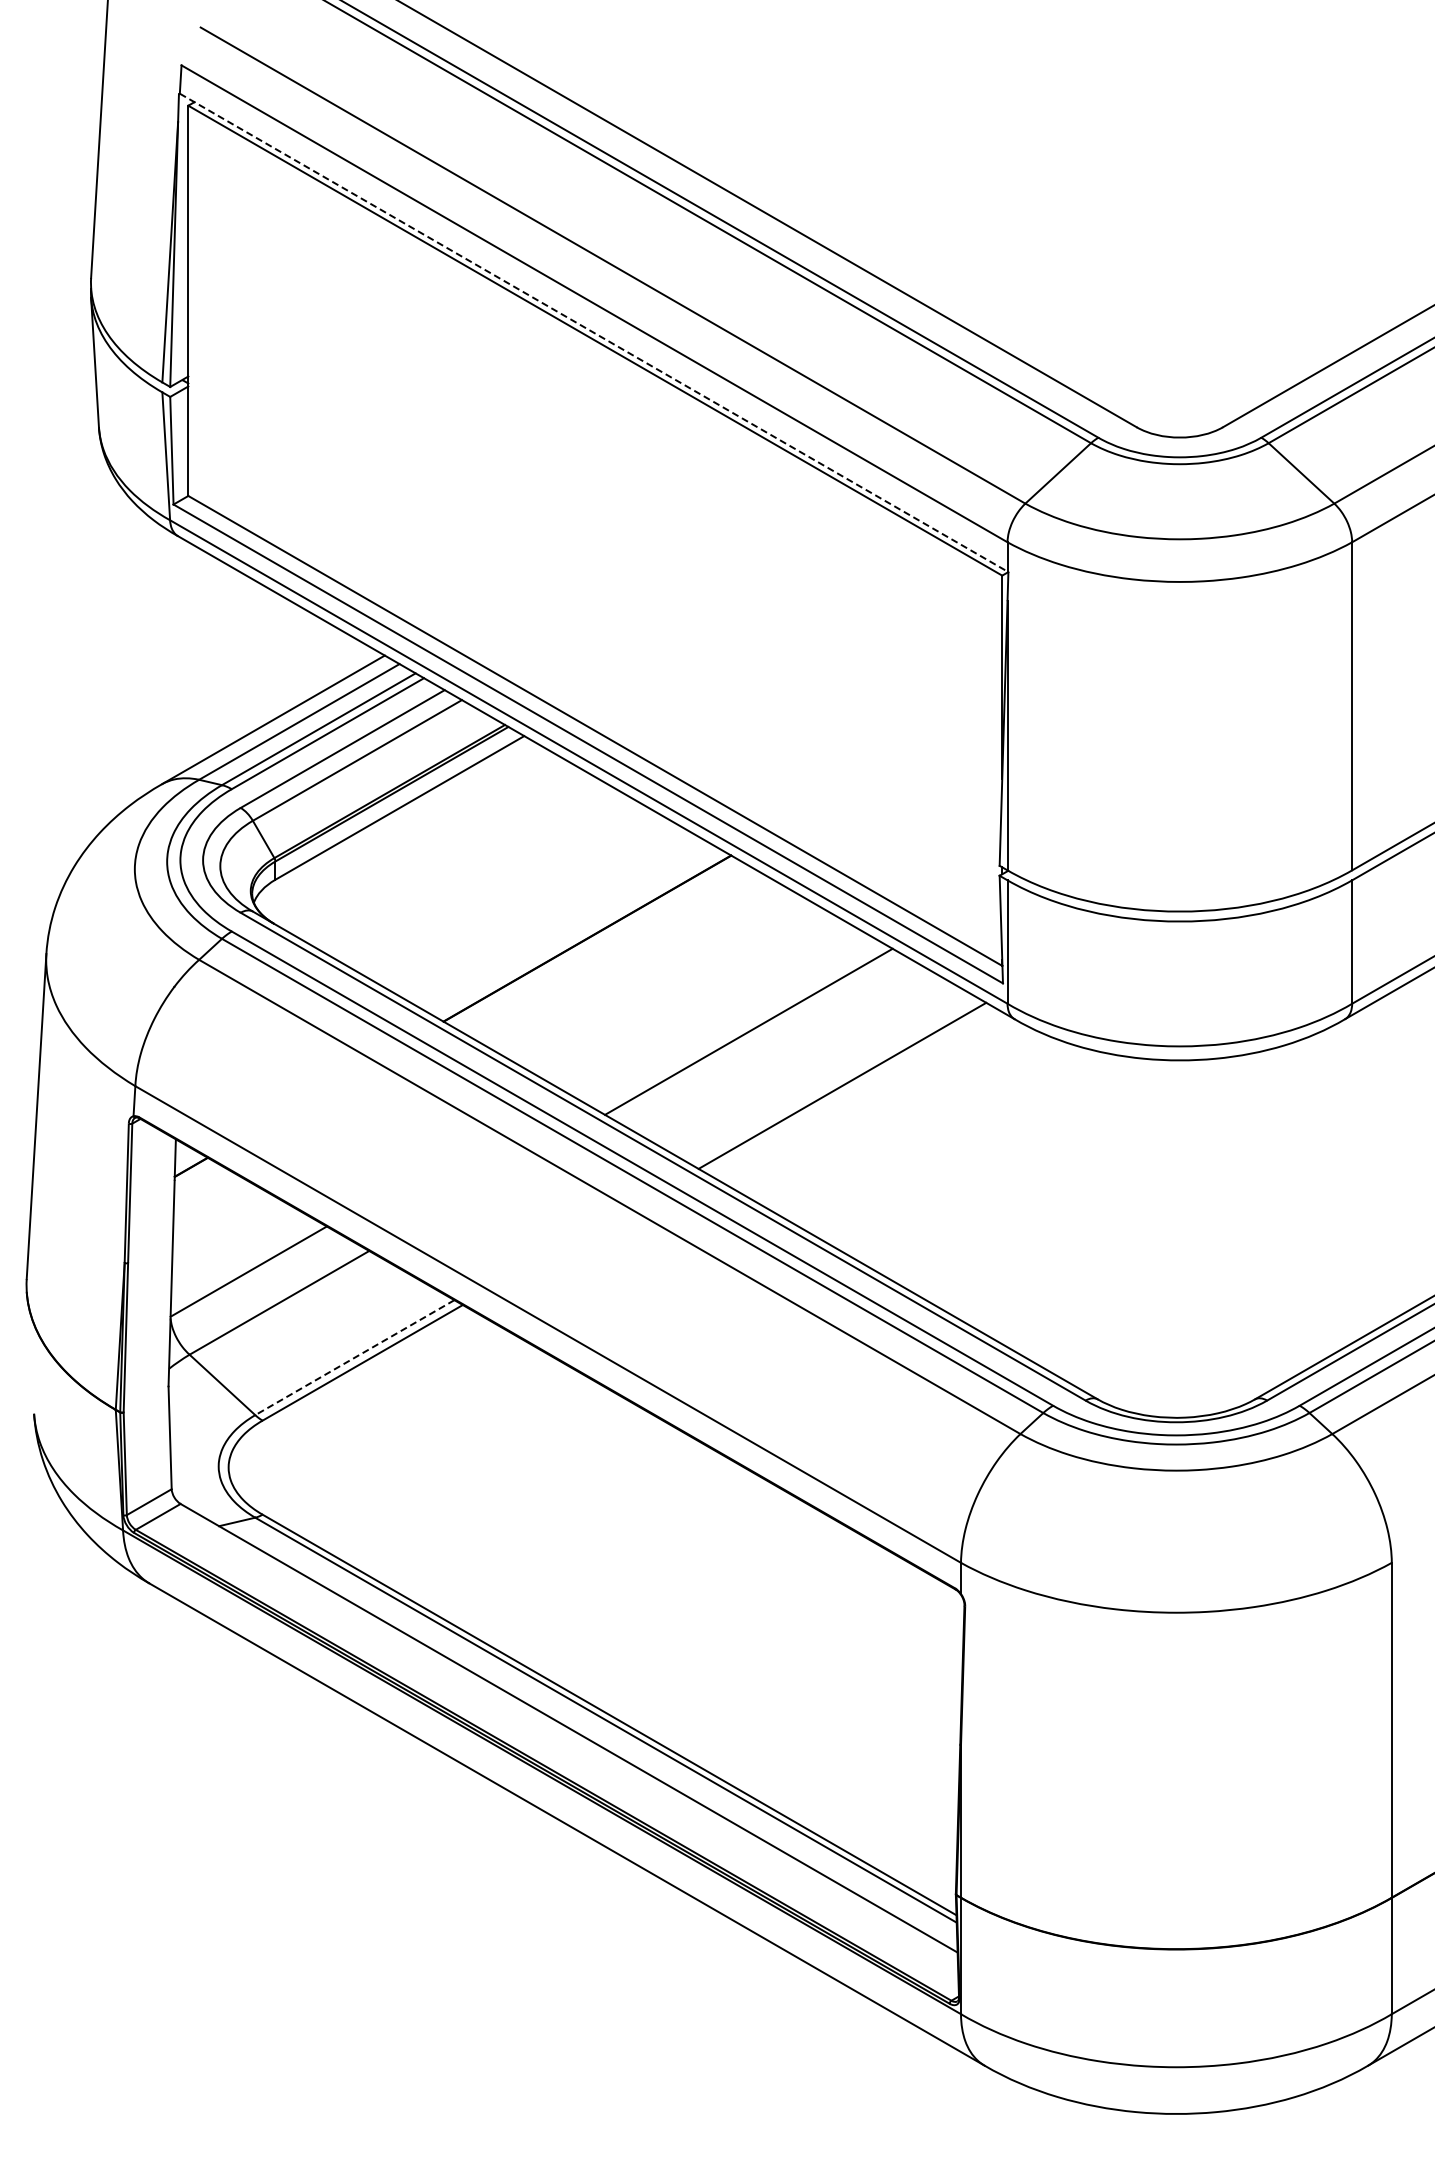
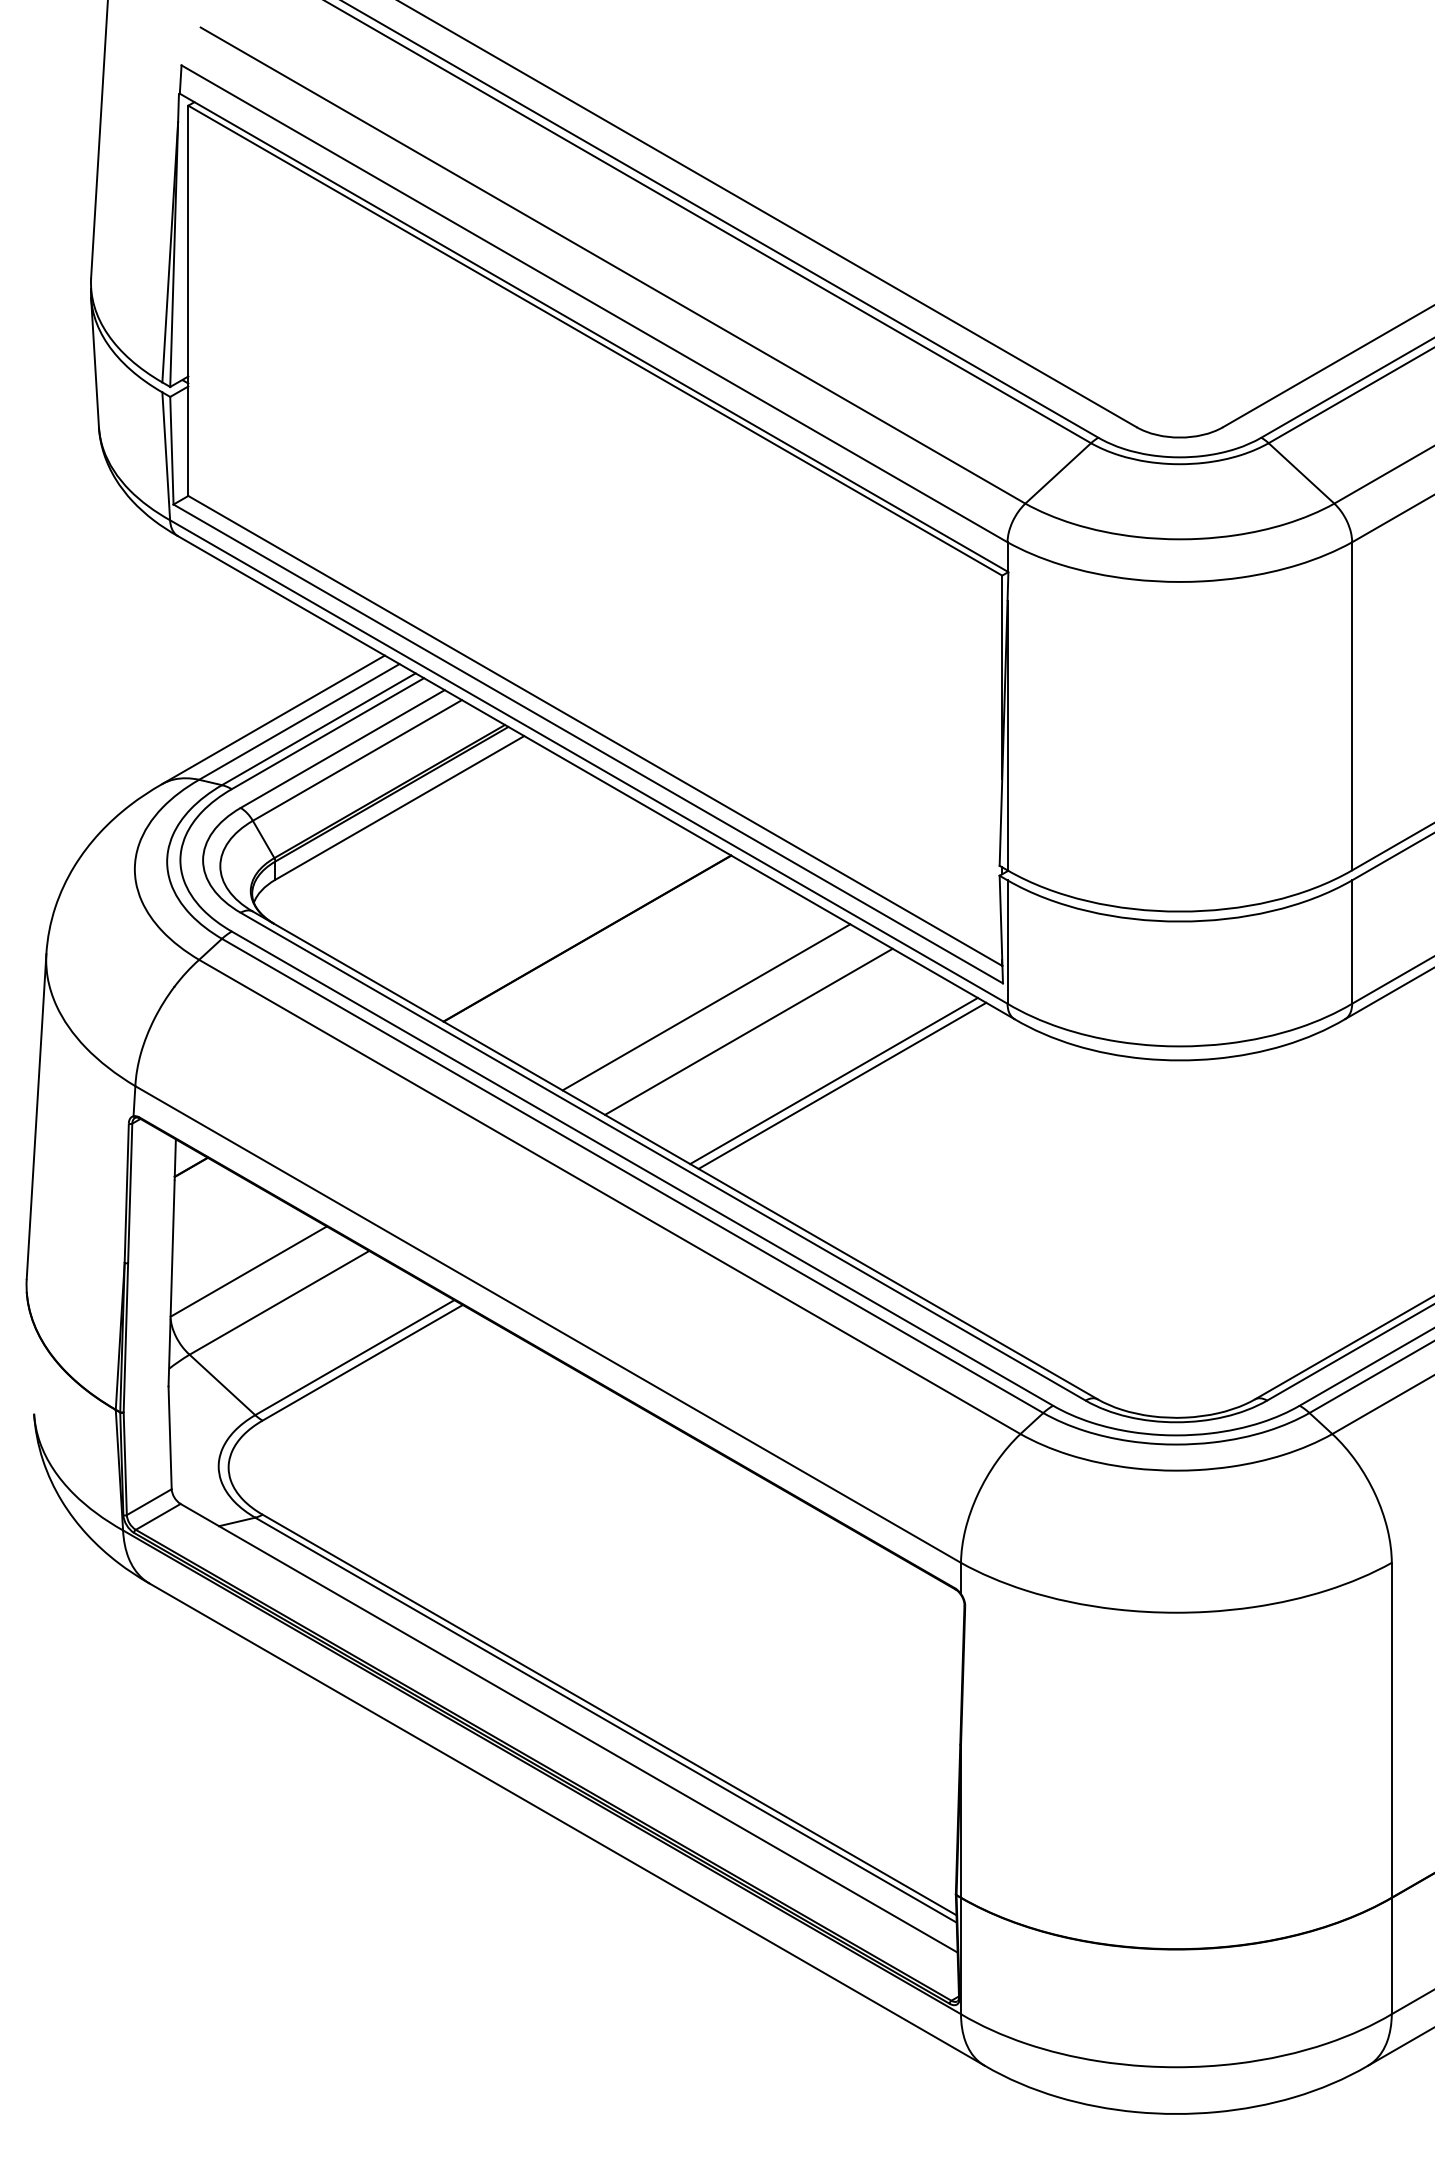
line: dashed -> solid (593, 332)
line: none -> present (706, 1007)
line: none -> present (833, 1080)
line: dashed -> solid (354, 1357)
